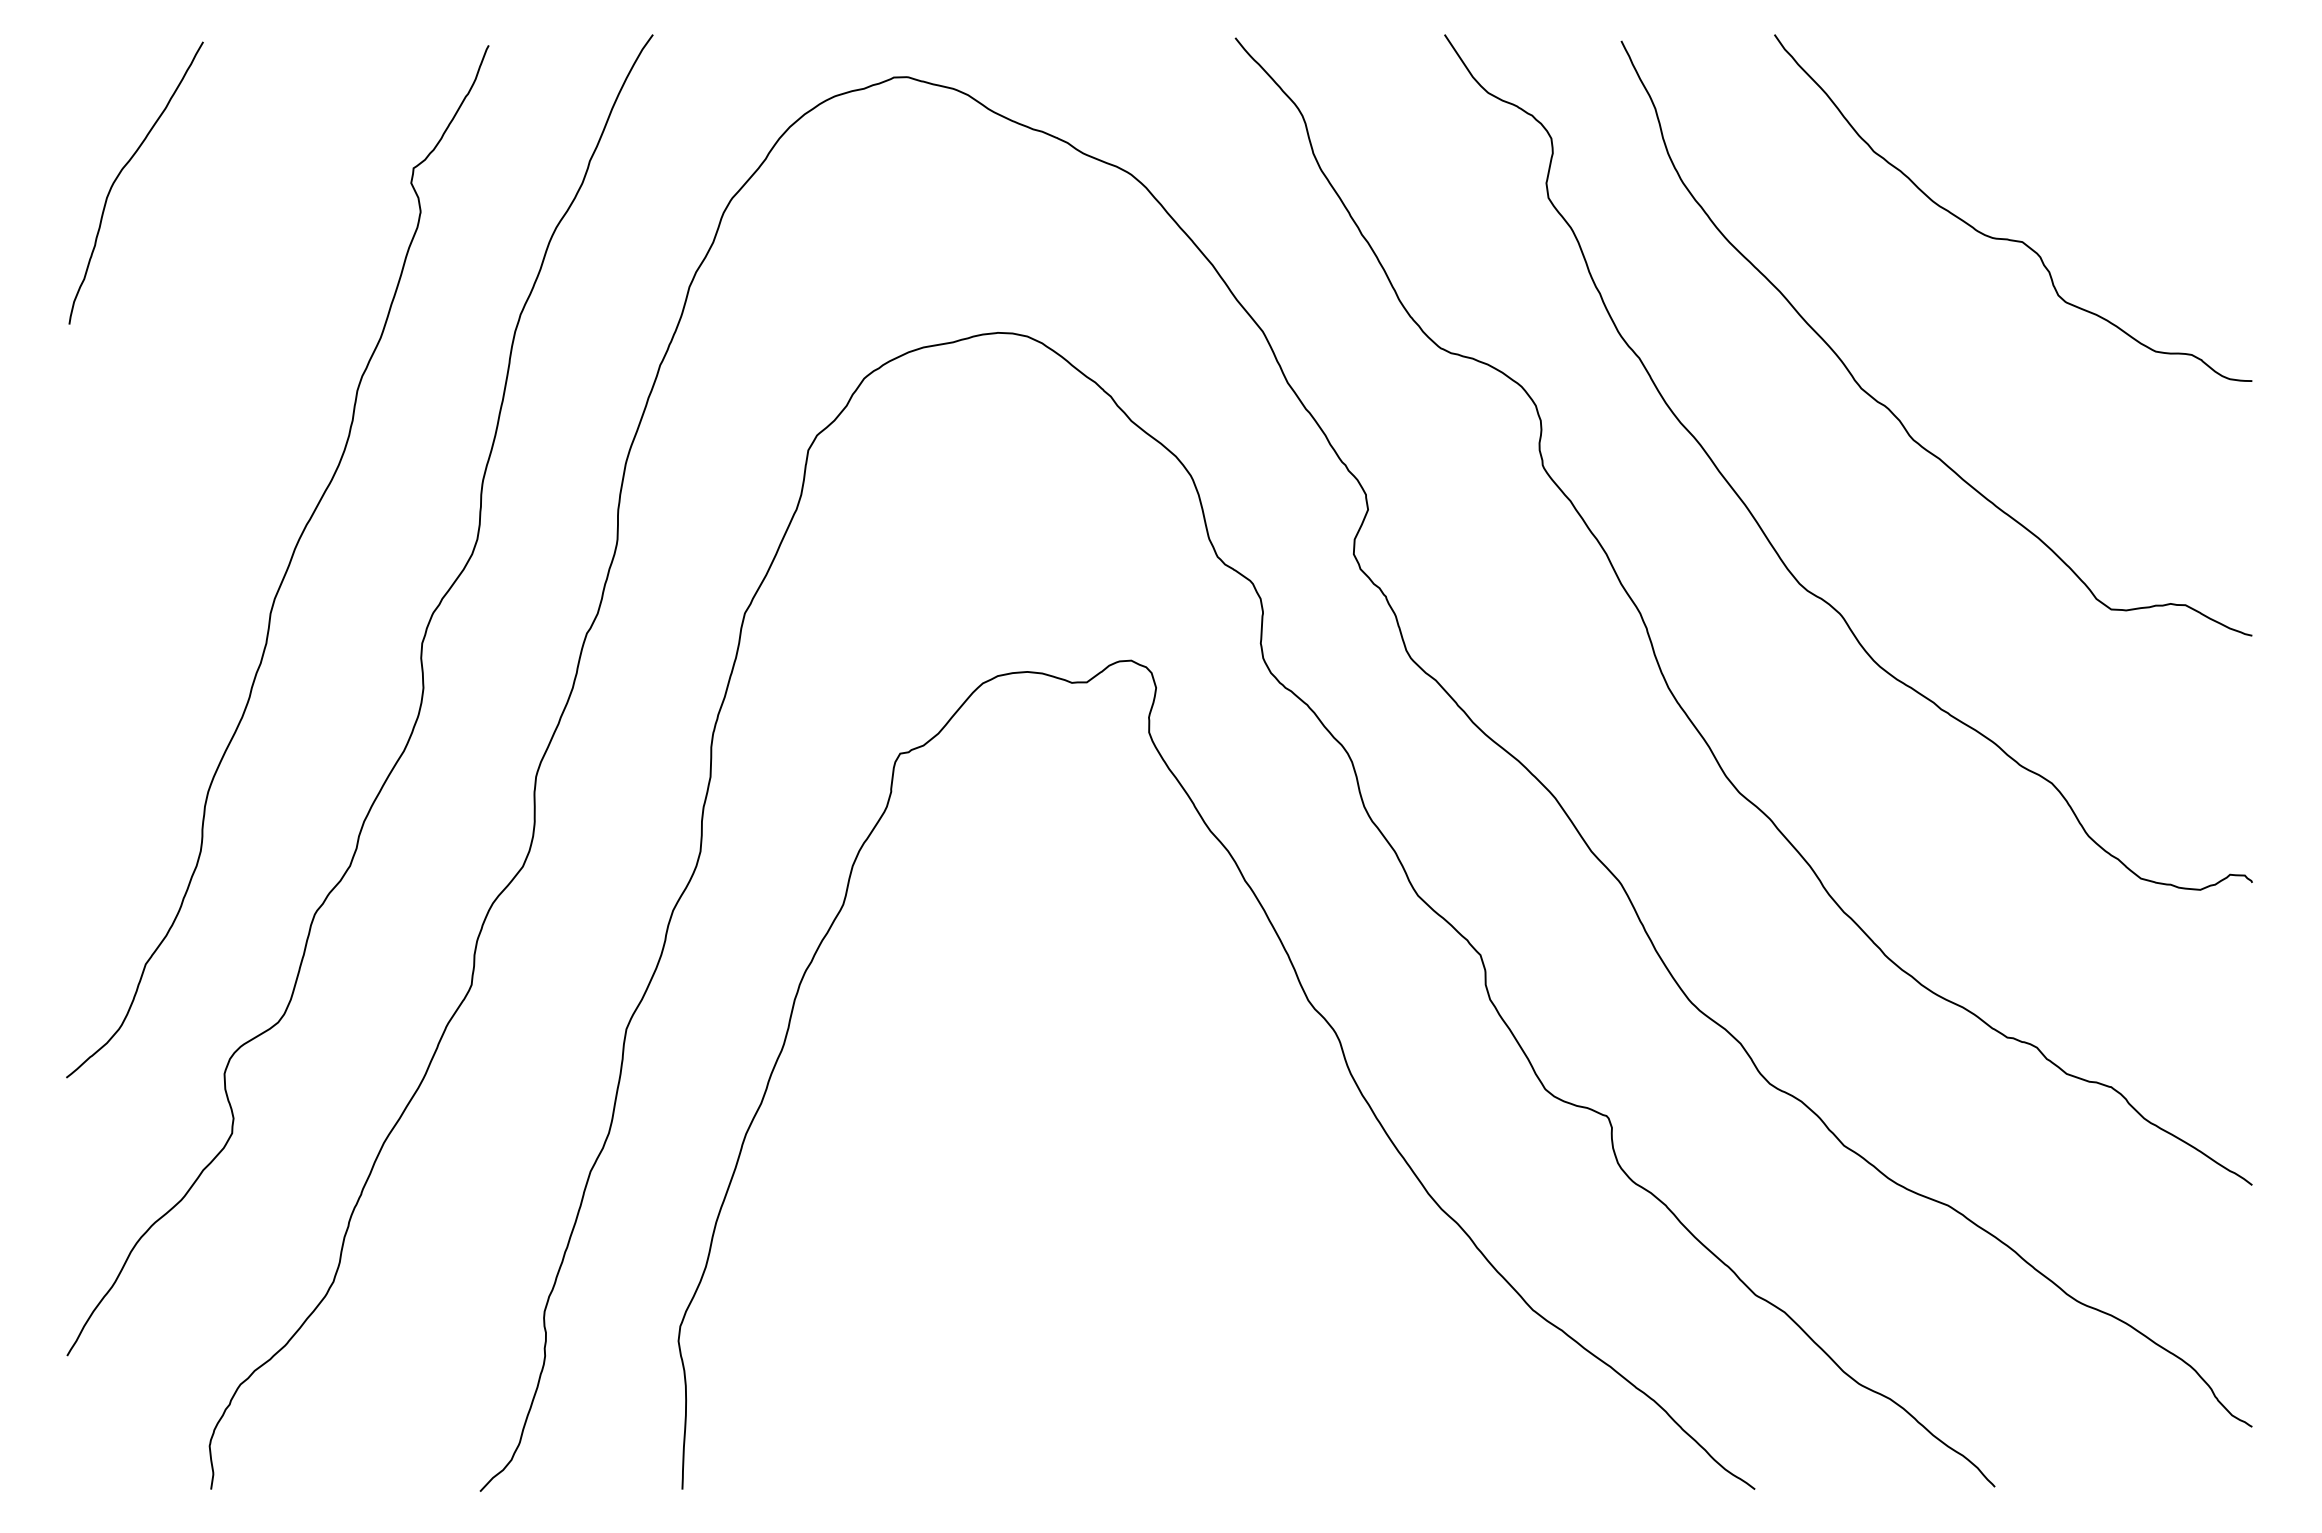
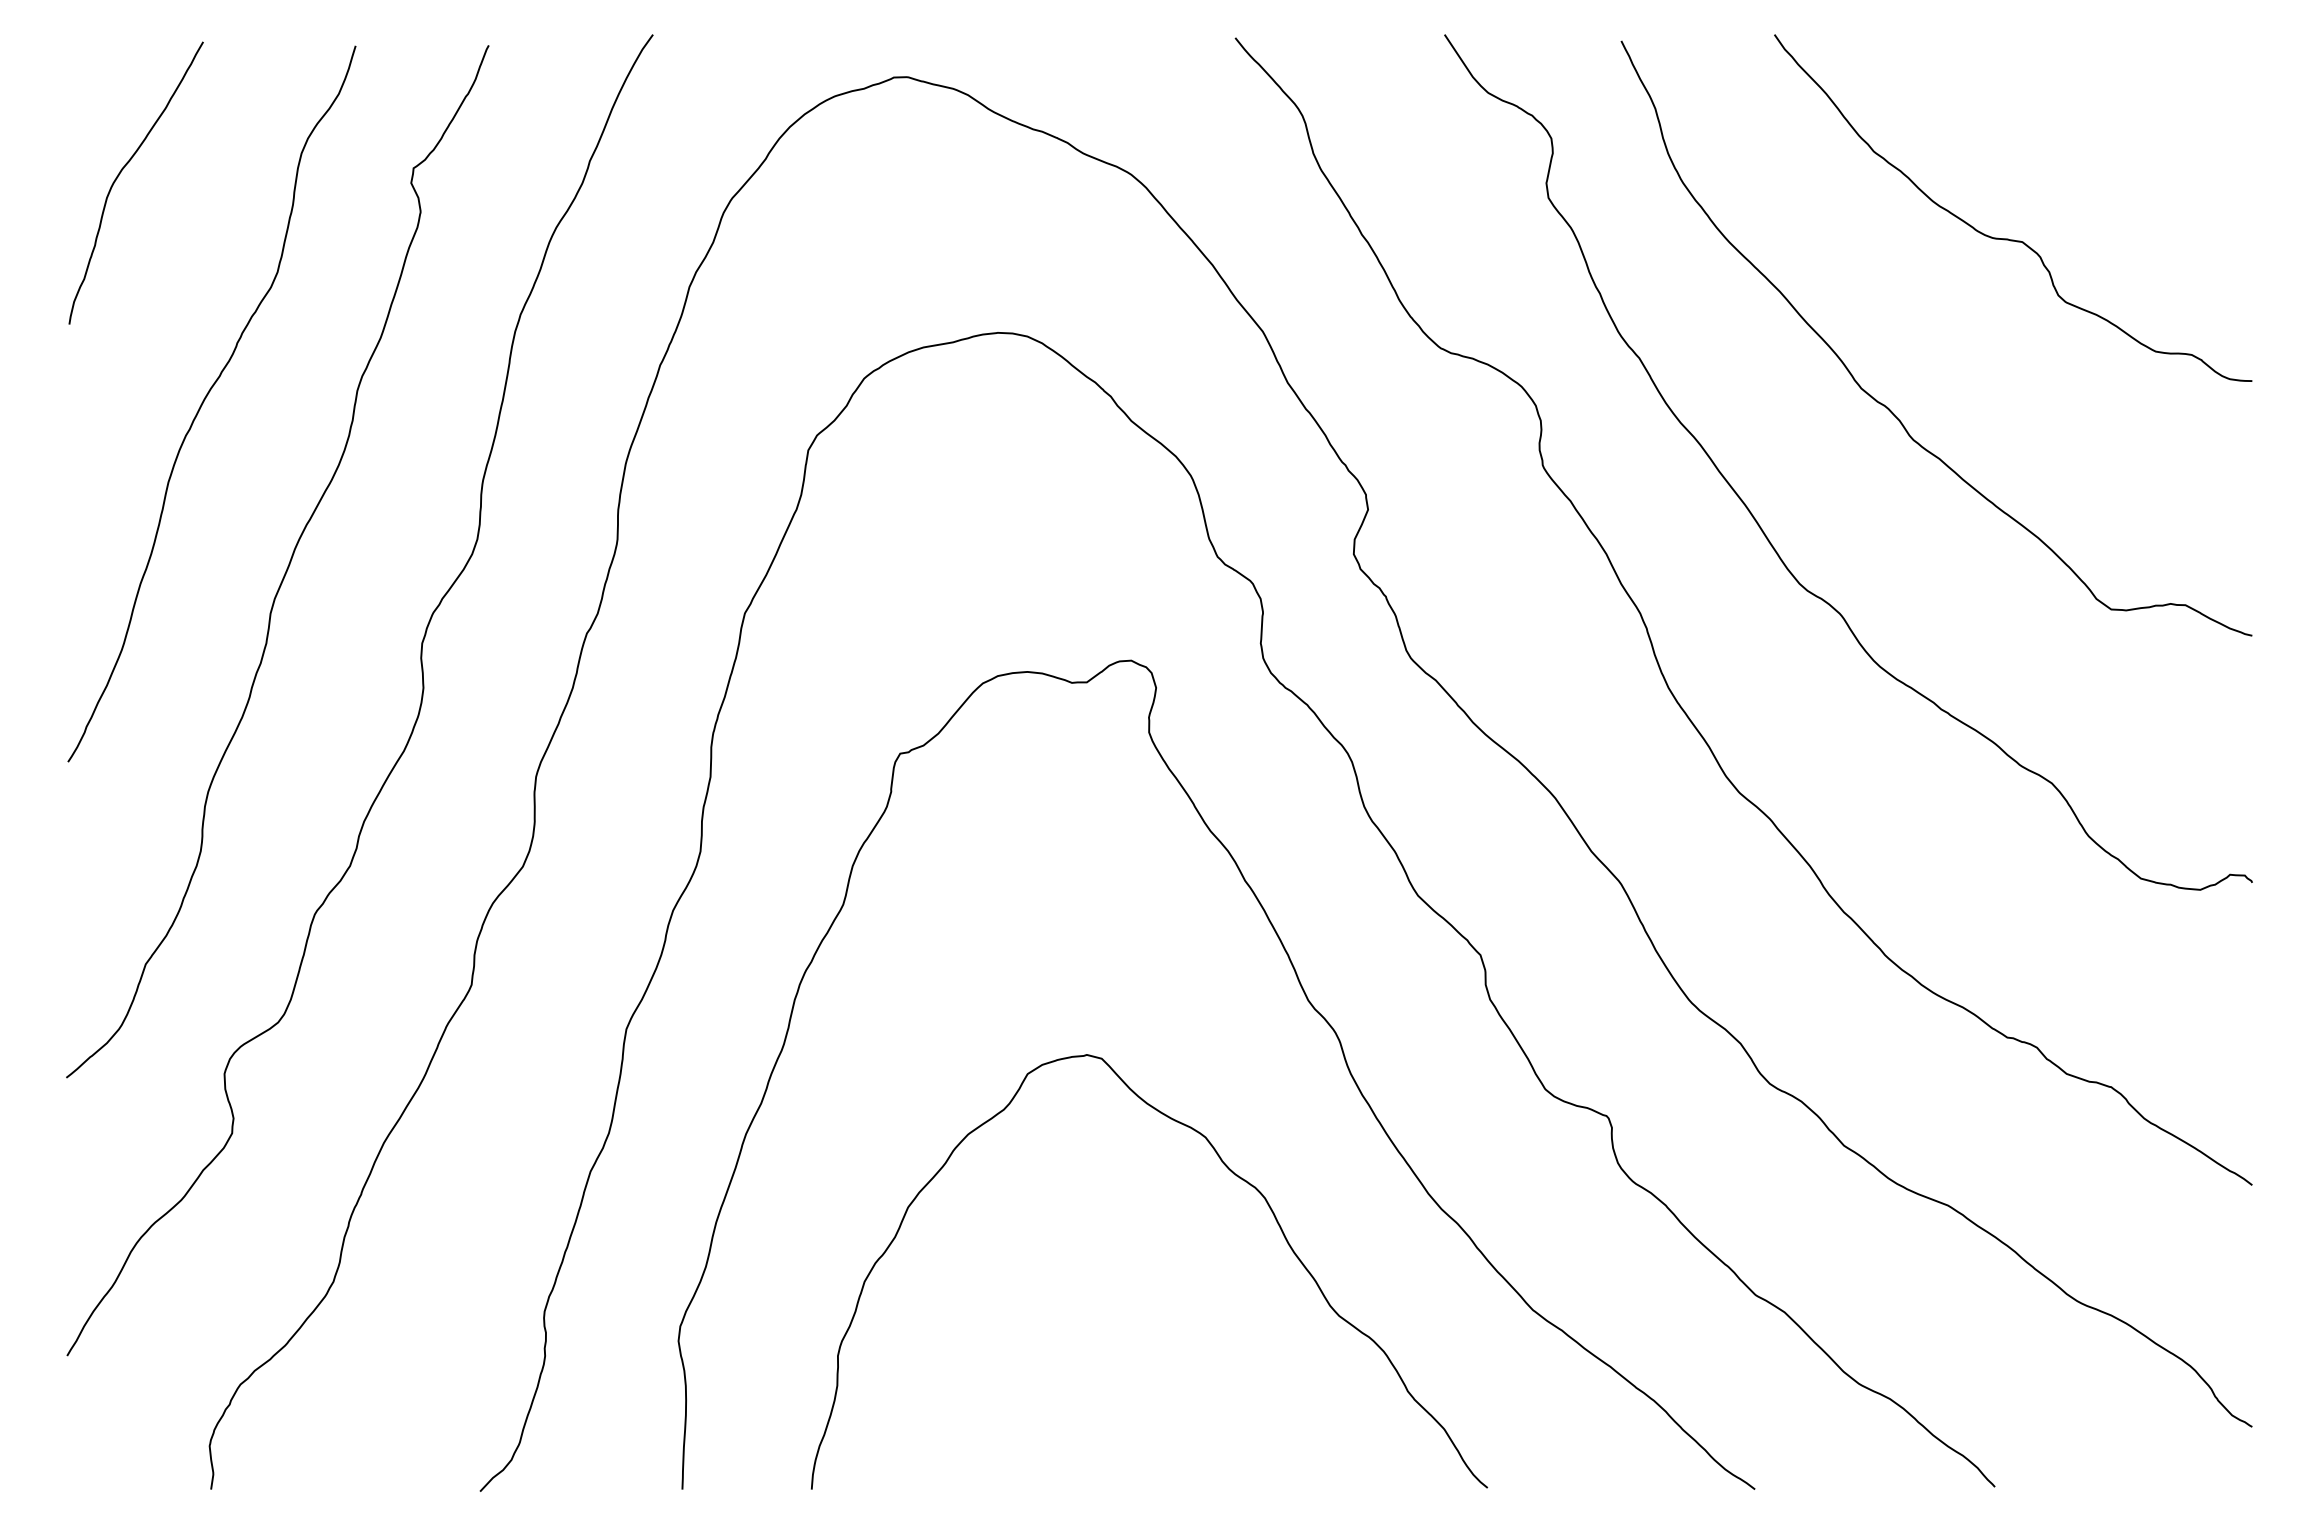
curve: none -> present (206, 398)
curve: none -> present (1233, 1174)
